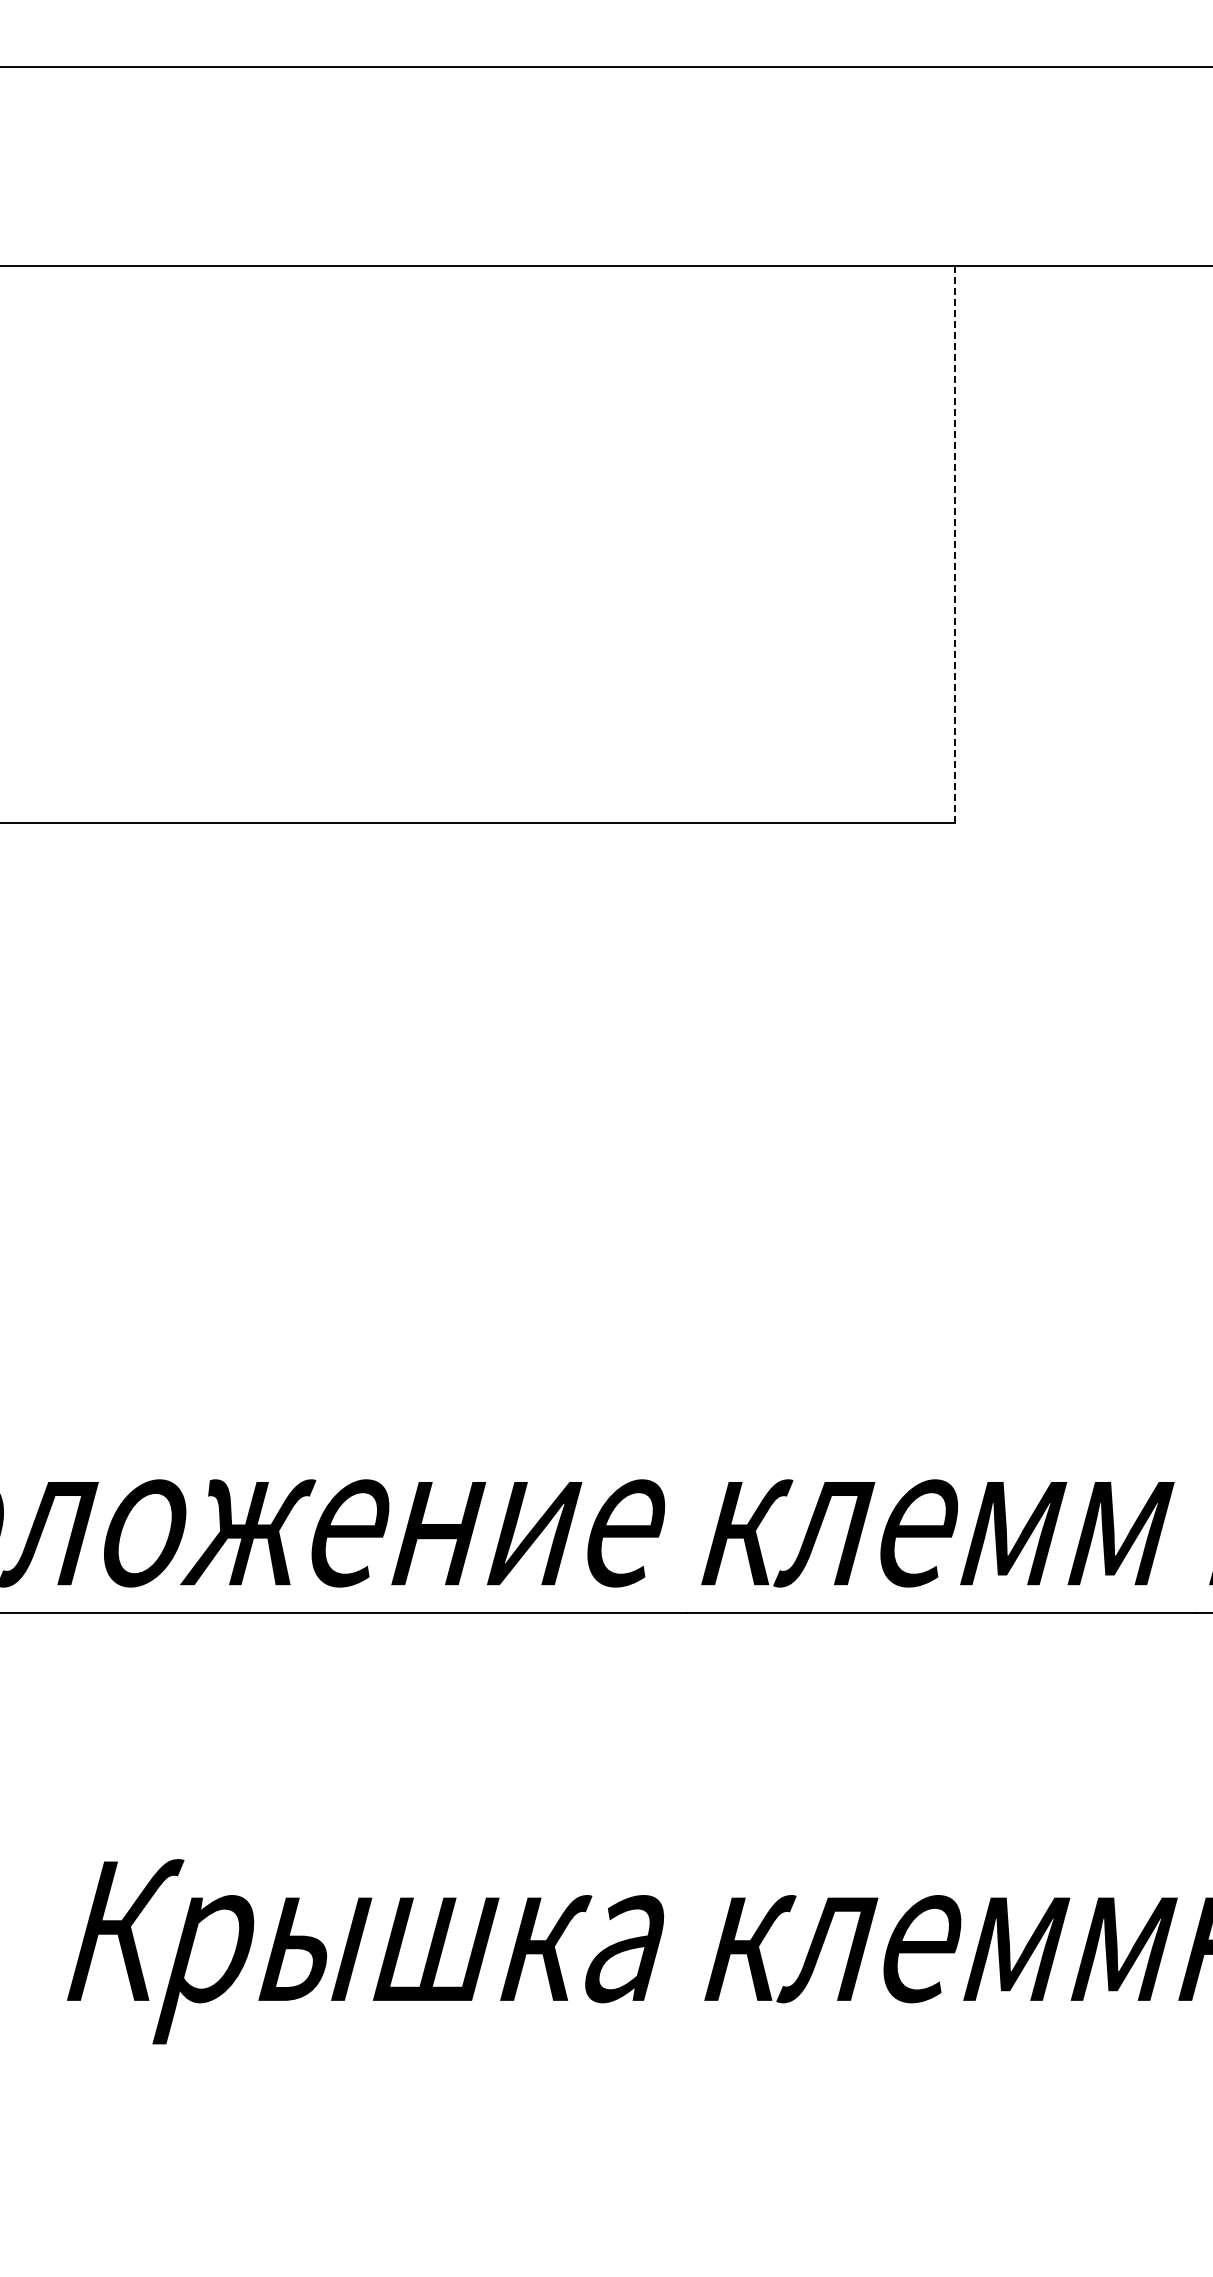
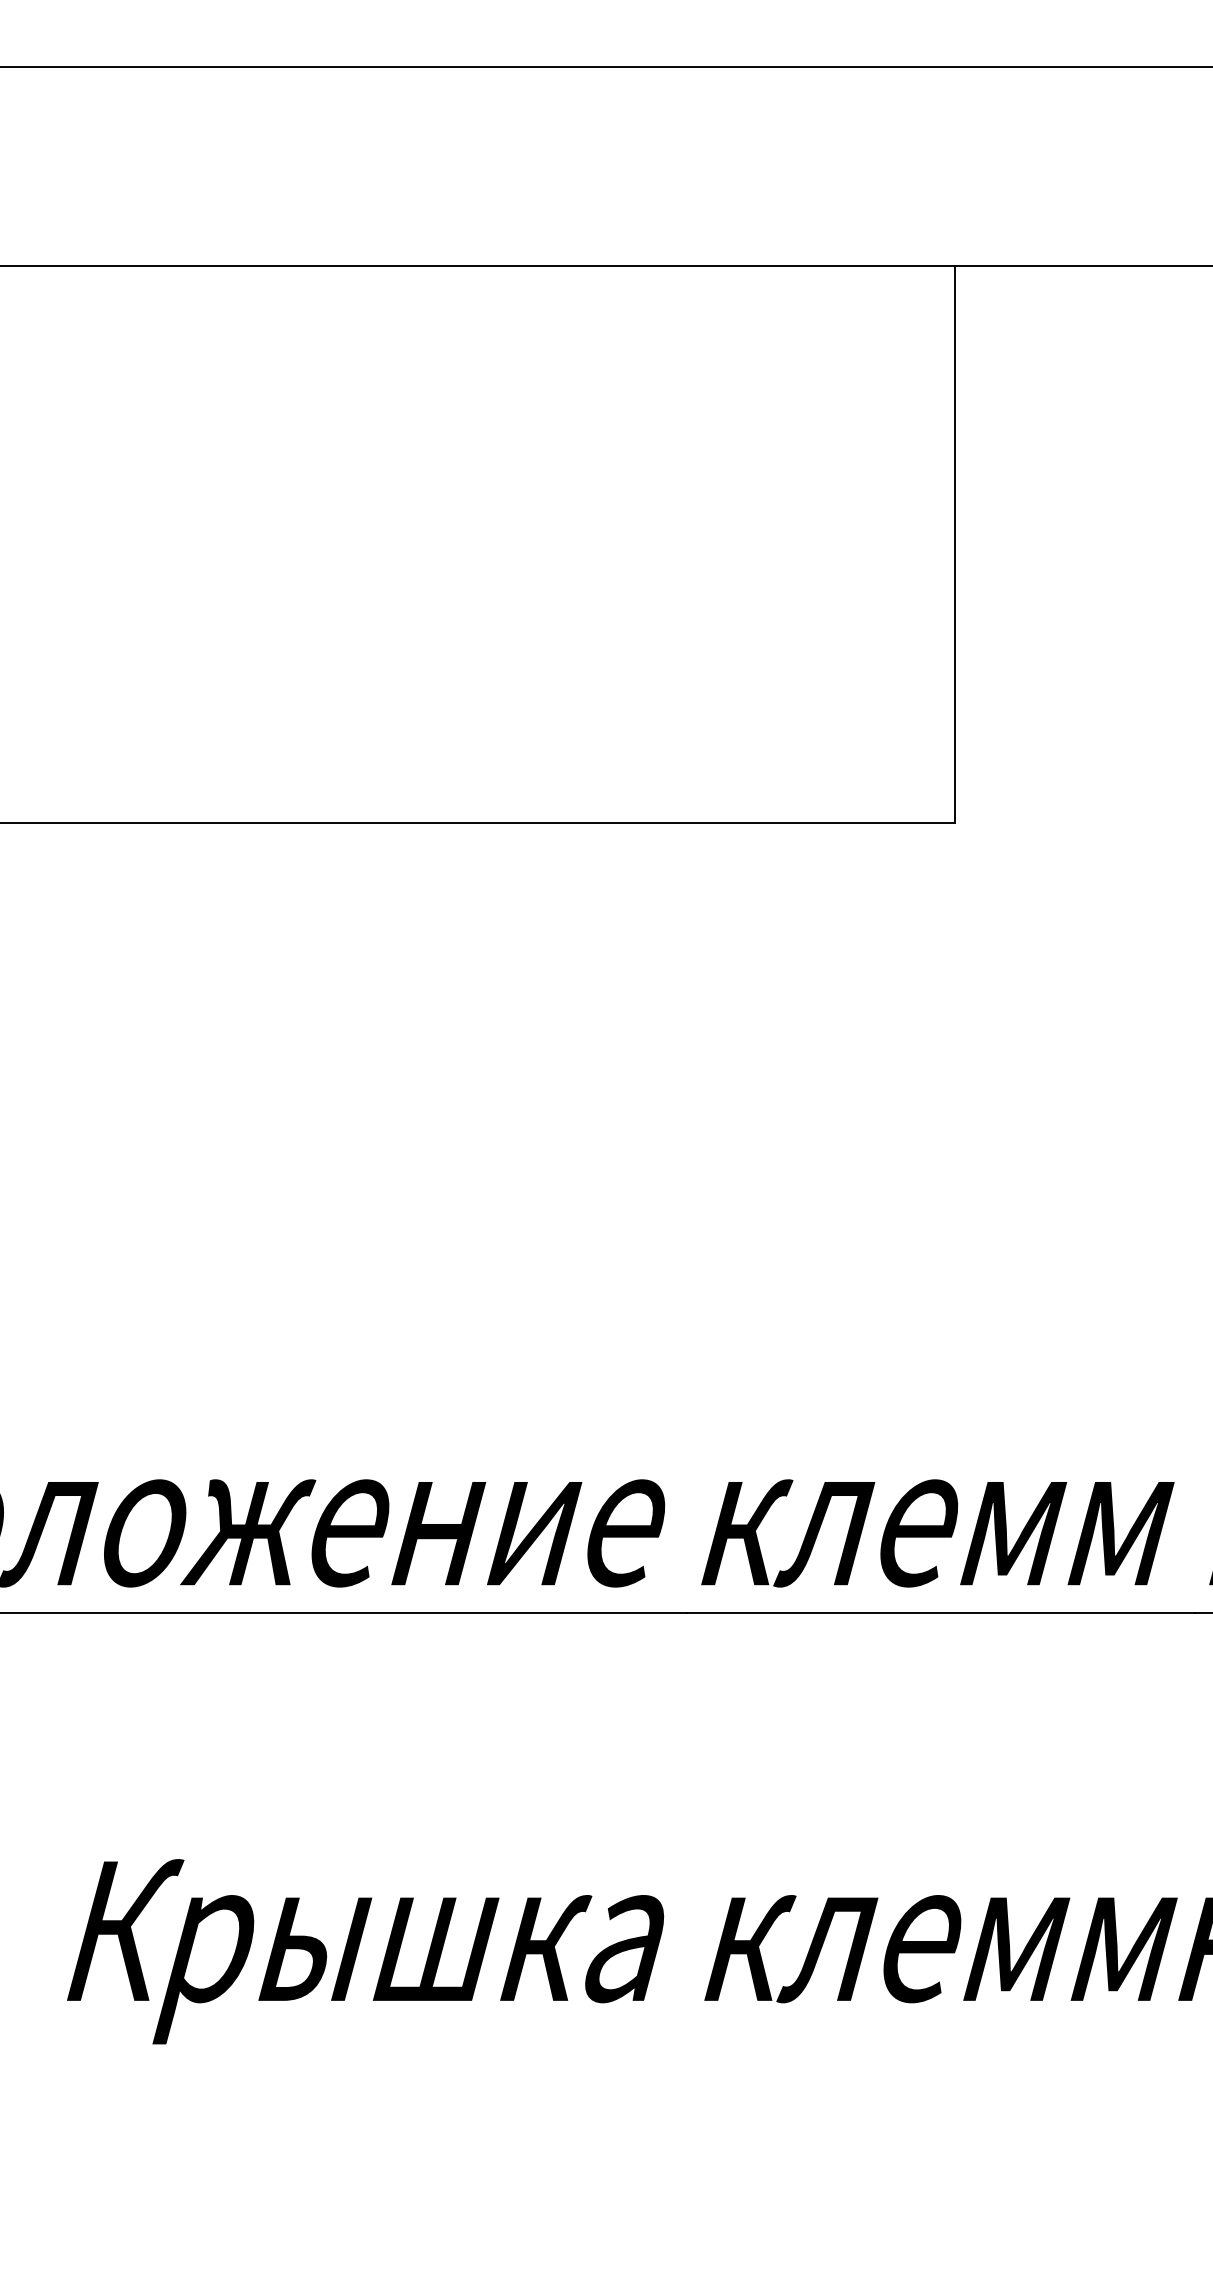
line: dashed -> solid (955, 544)
